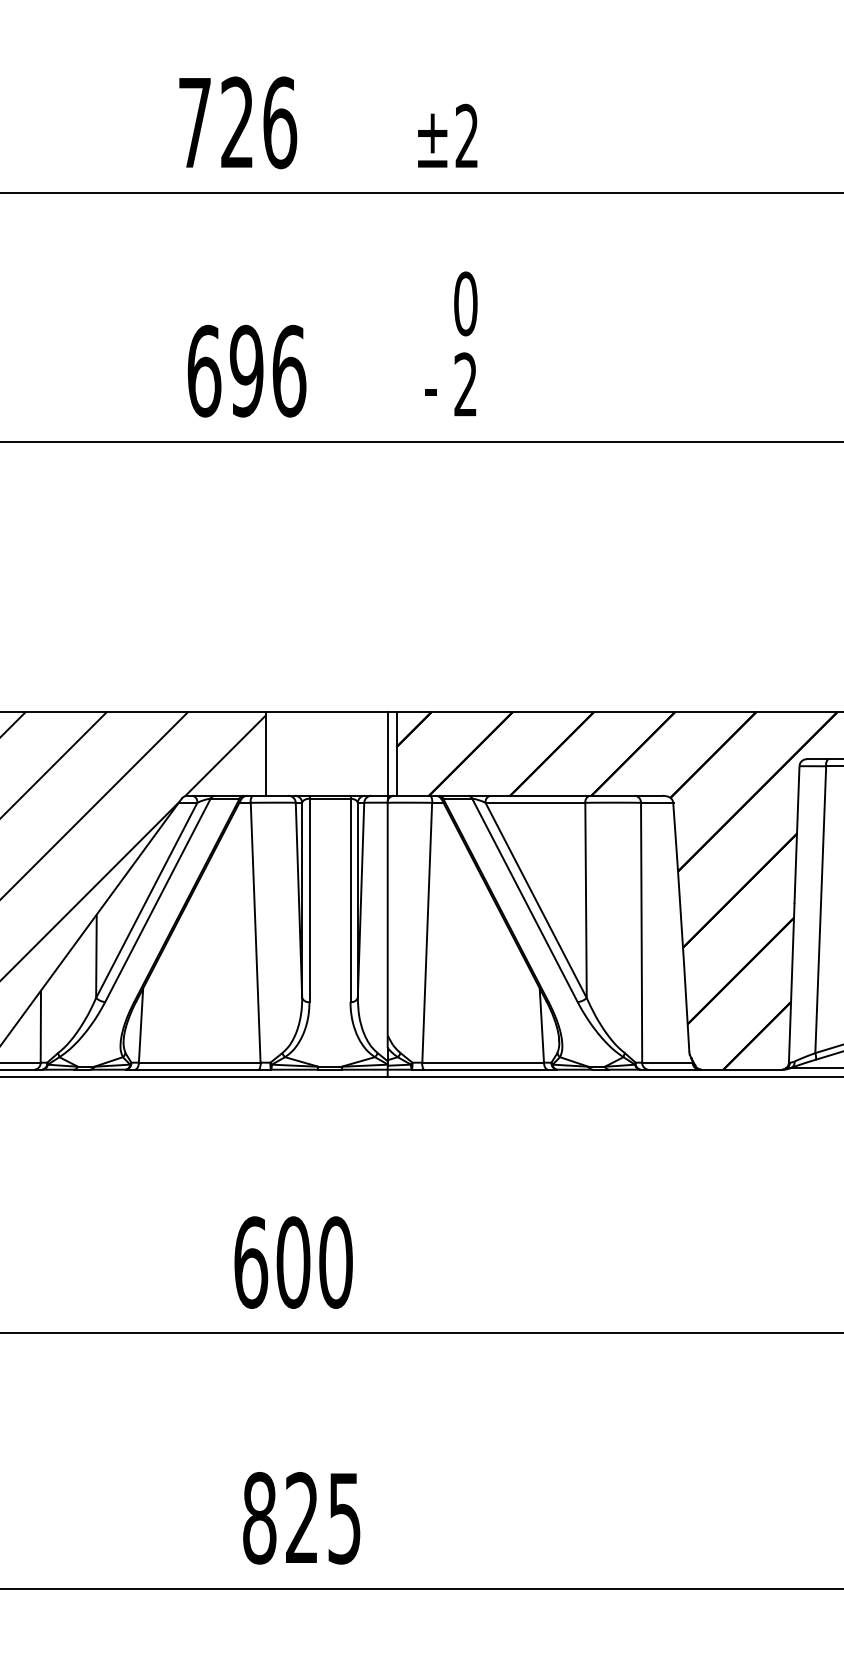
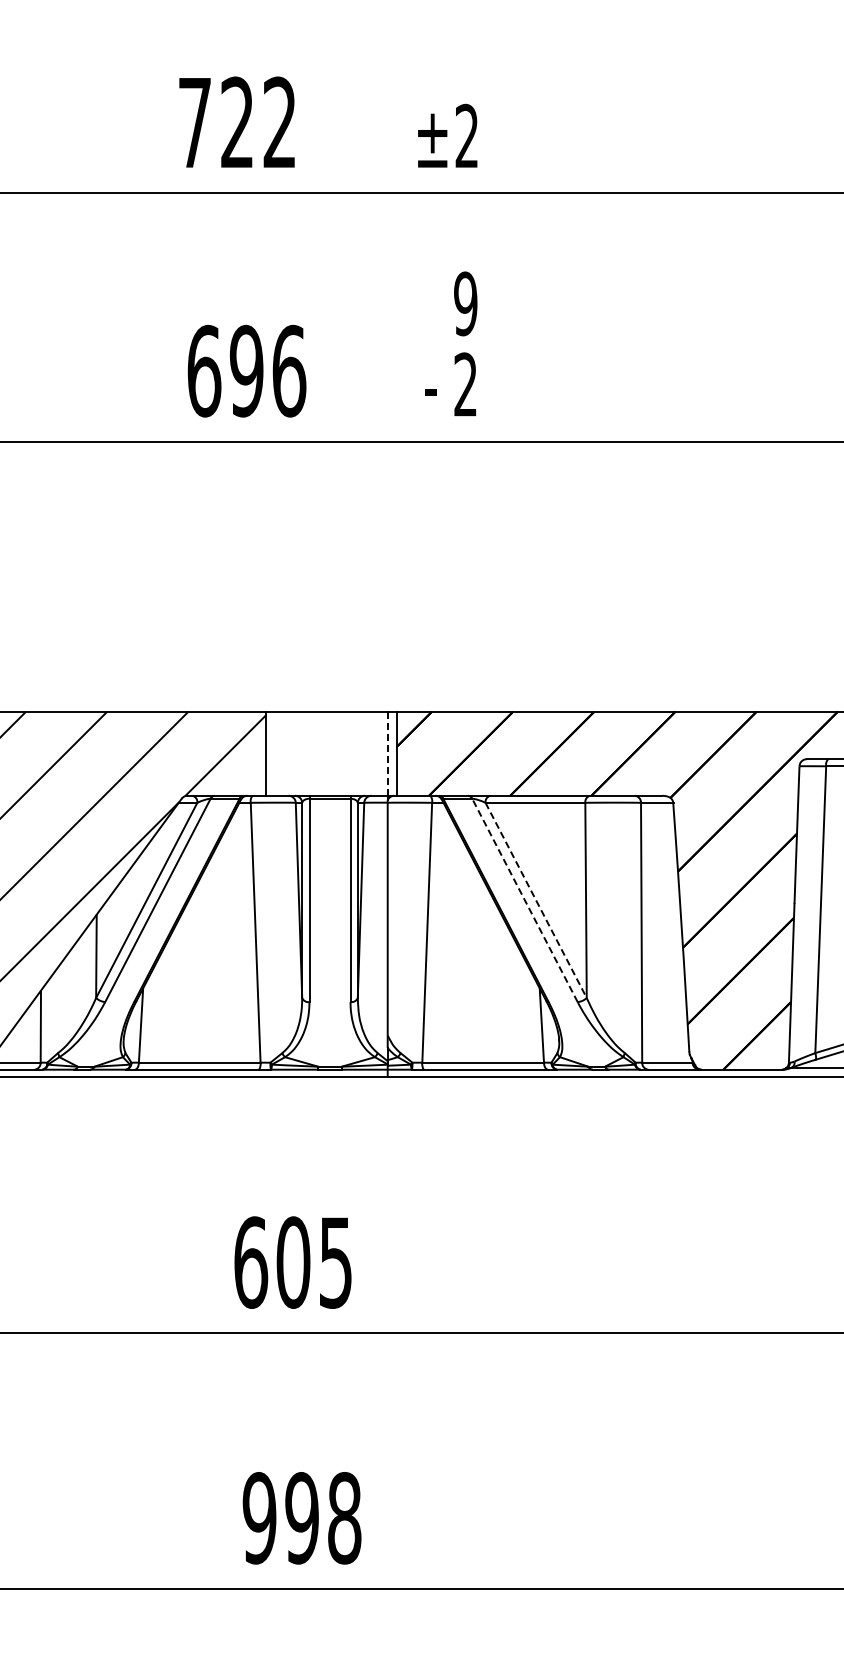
text: 726 -> 722 (280, 122)
text: 0 -> 9 (465, 303)
line: solid -> dashed (387, 754)
line: solid -> dashed (524, 900)
line: solid -> dashed (536, 900)
text: 600 -> 605 (335, 1262)
text: 825 -> 998 (301, 1518)
